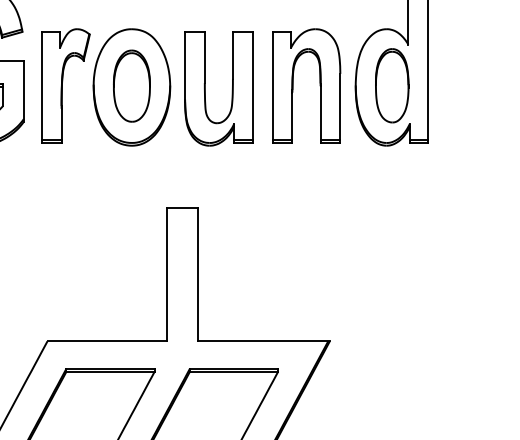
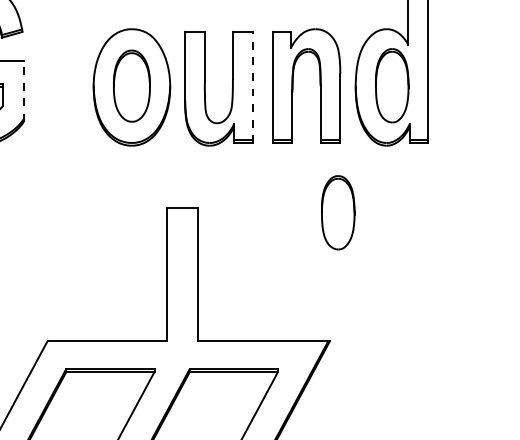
part: present -> none (65, 85)
line: solid -> dashed (252, 87)
line: solid -> dashed (23, 91)
part: none -> present (338, 212)
